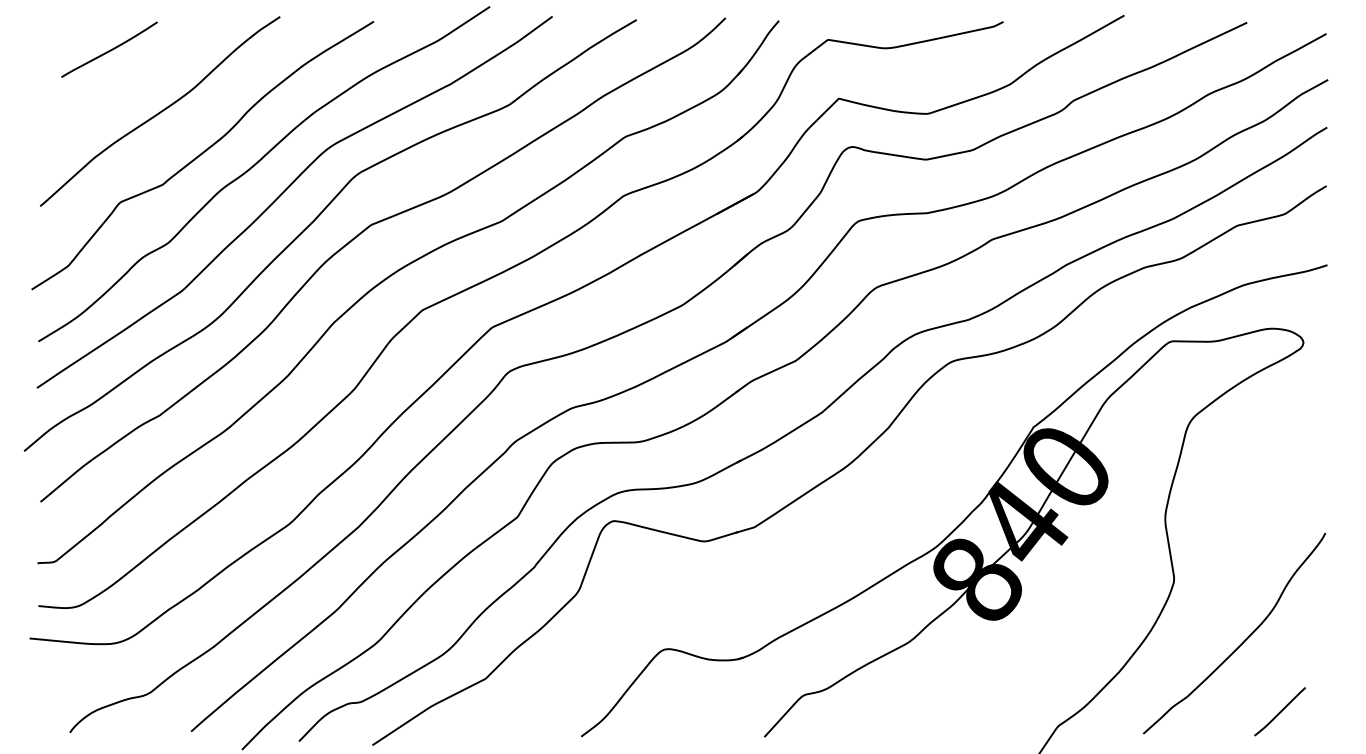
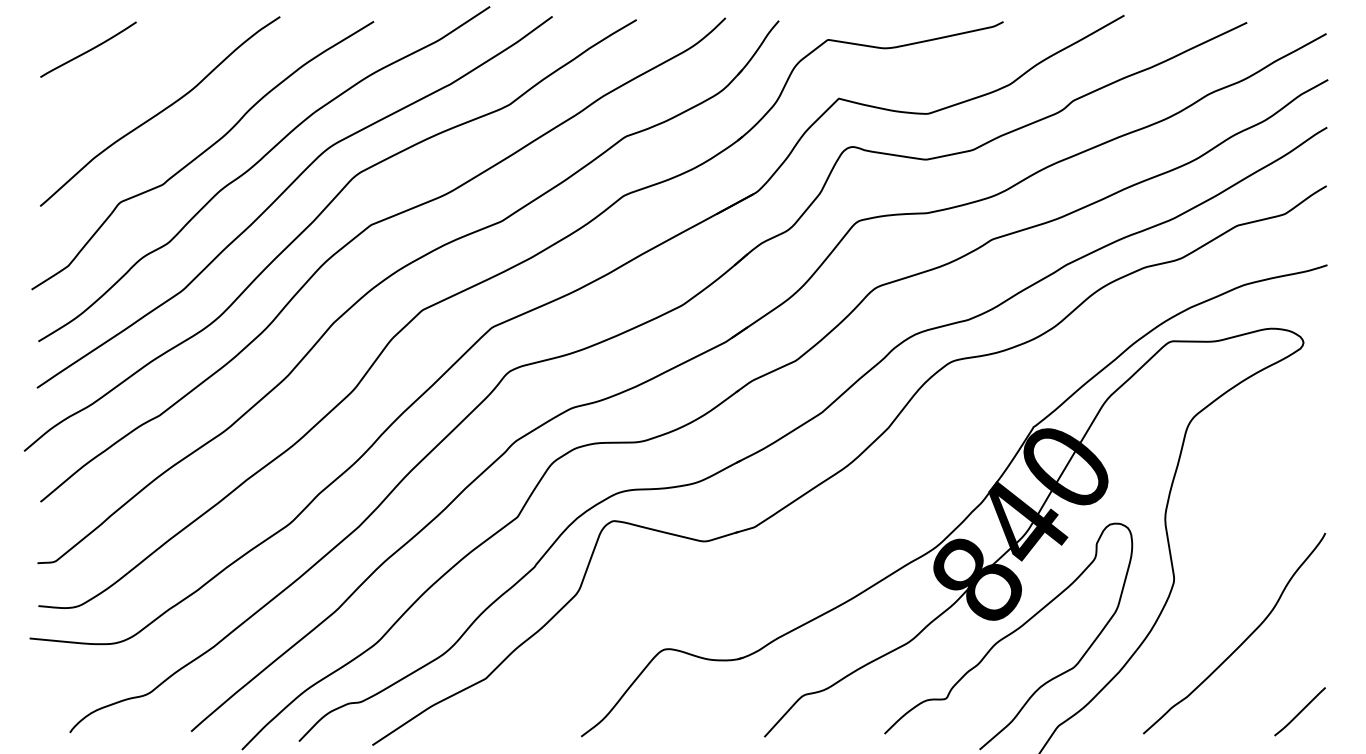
curve position: (110, 49) -> (89, 49) (89, 49)
curve: none -> present (1008, 636)
line position: (1279, 711) -> (1299, 711) (1299, 711)
